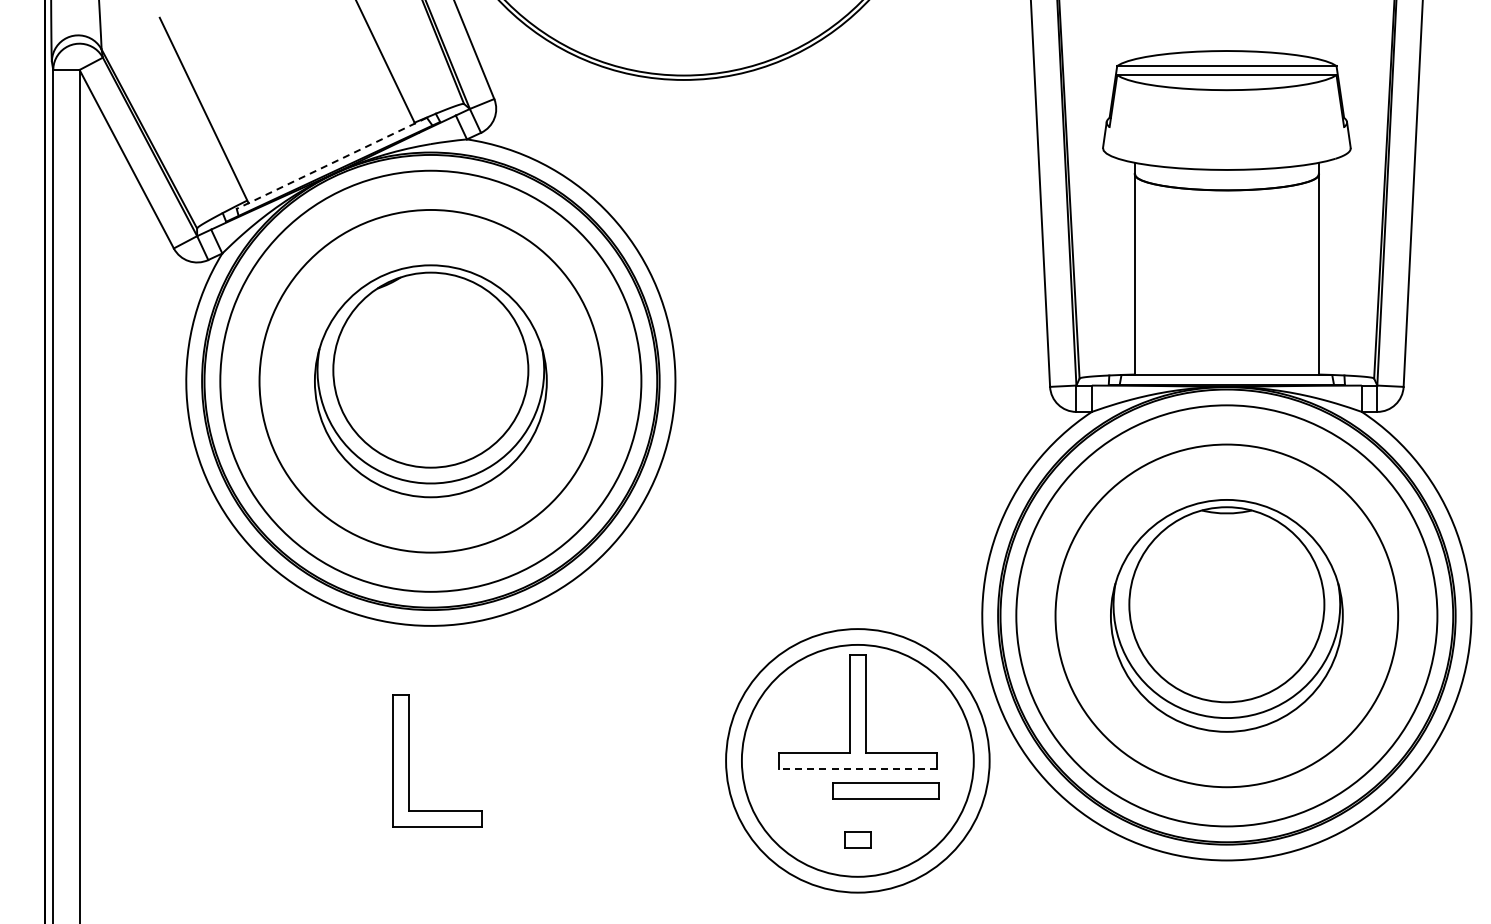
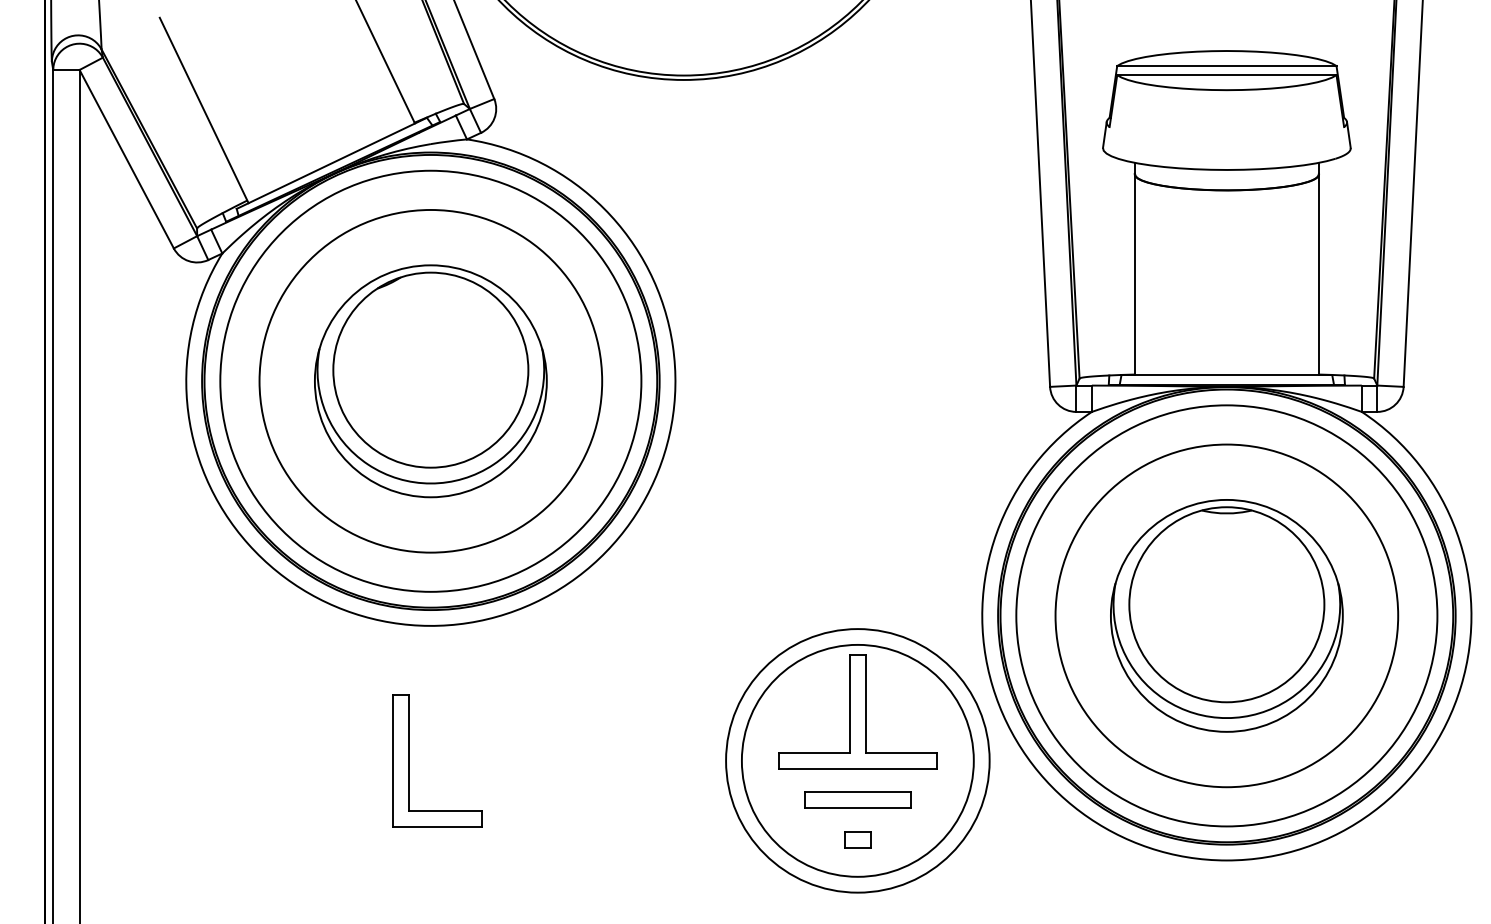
line: dashed -> solid (331, 163)
line: dashed -> solid (857, 768)
part position: (885, 790) -> (857, 799) (857, 799)
